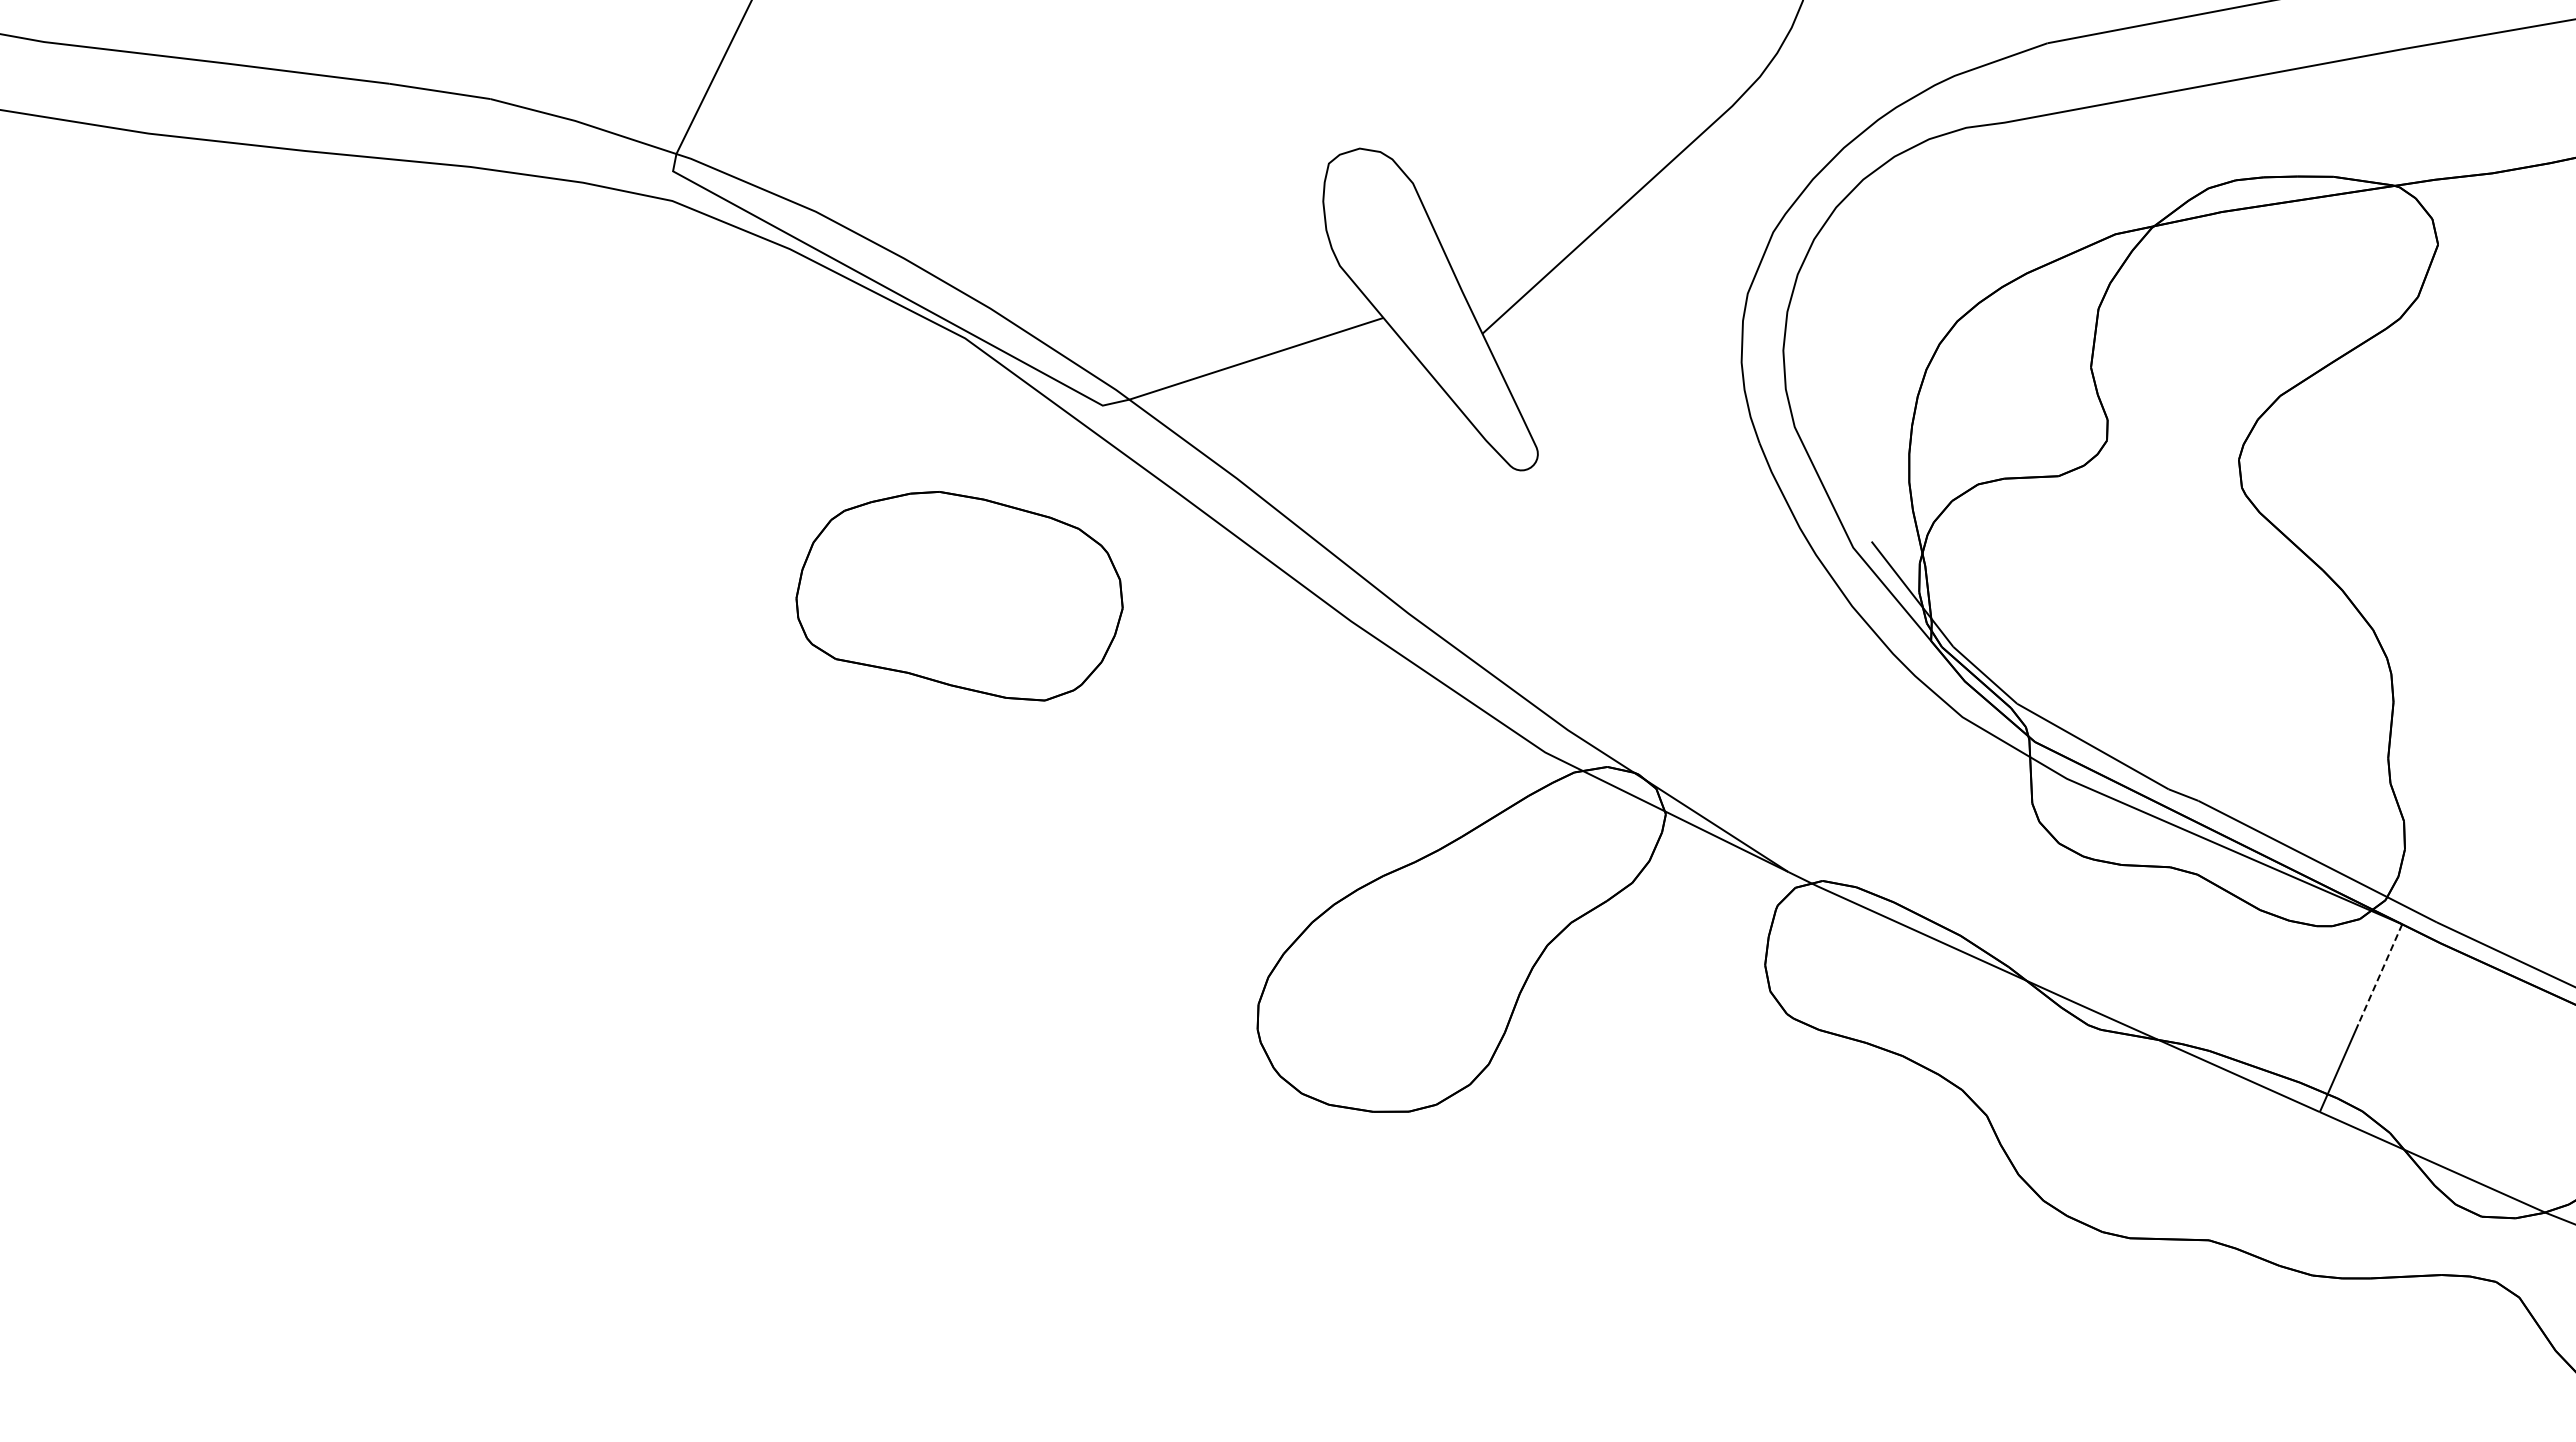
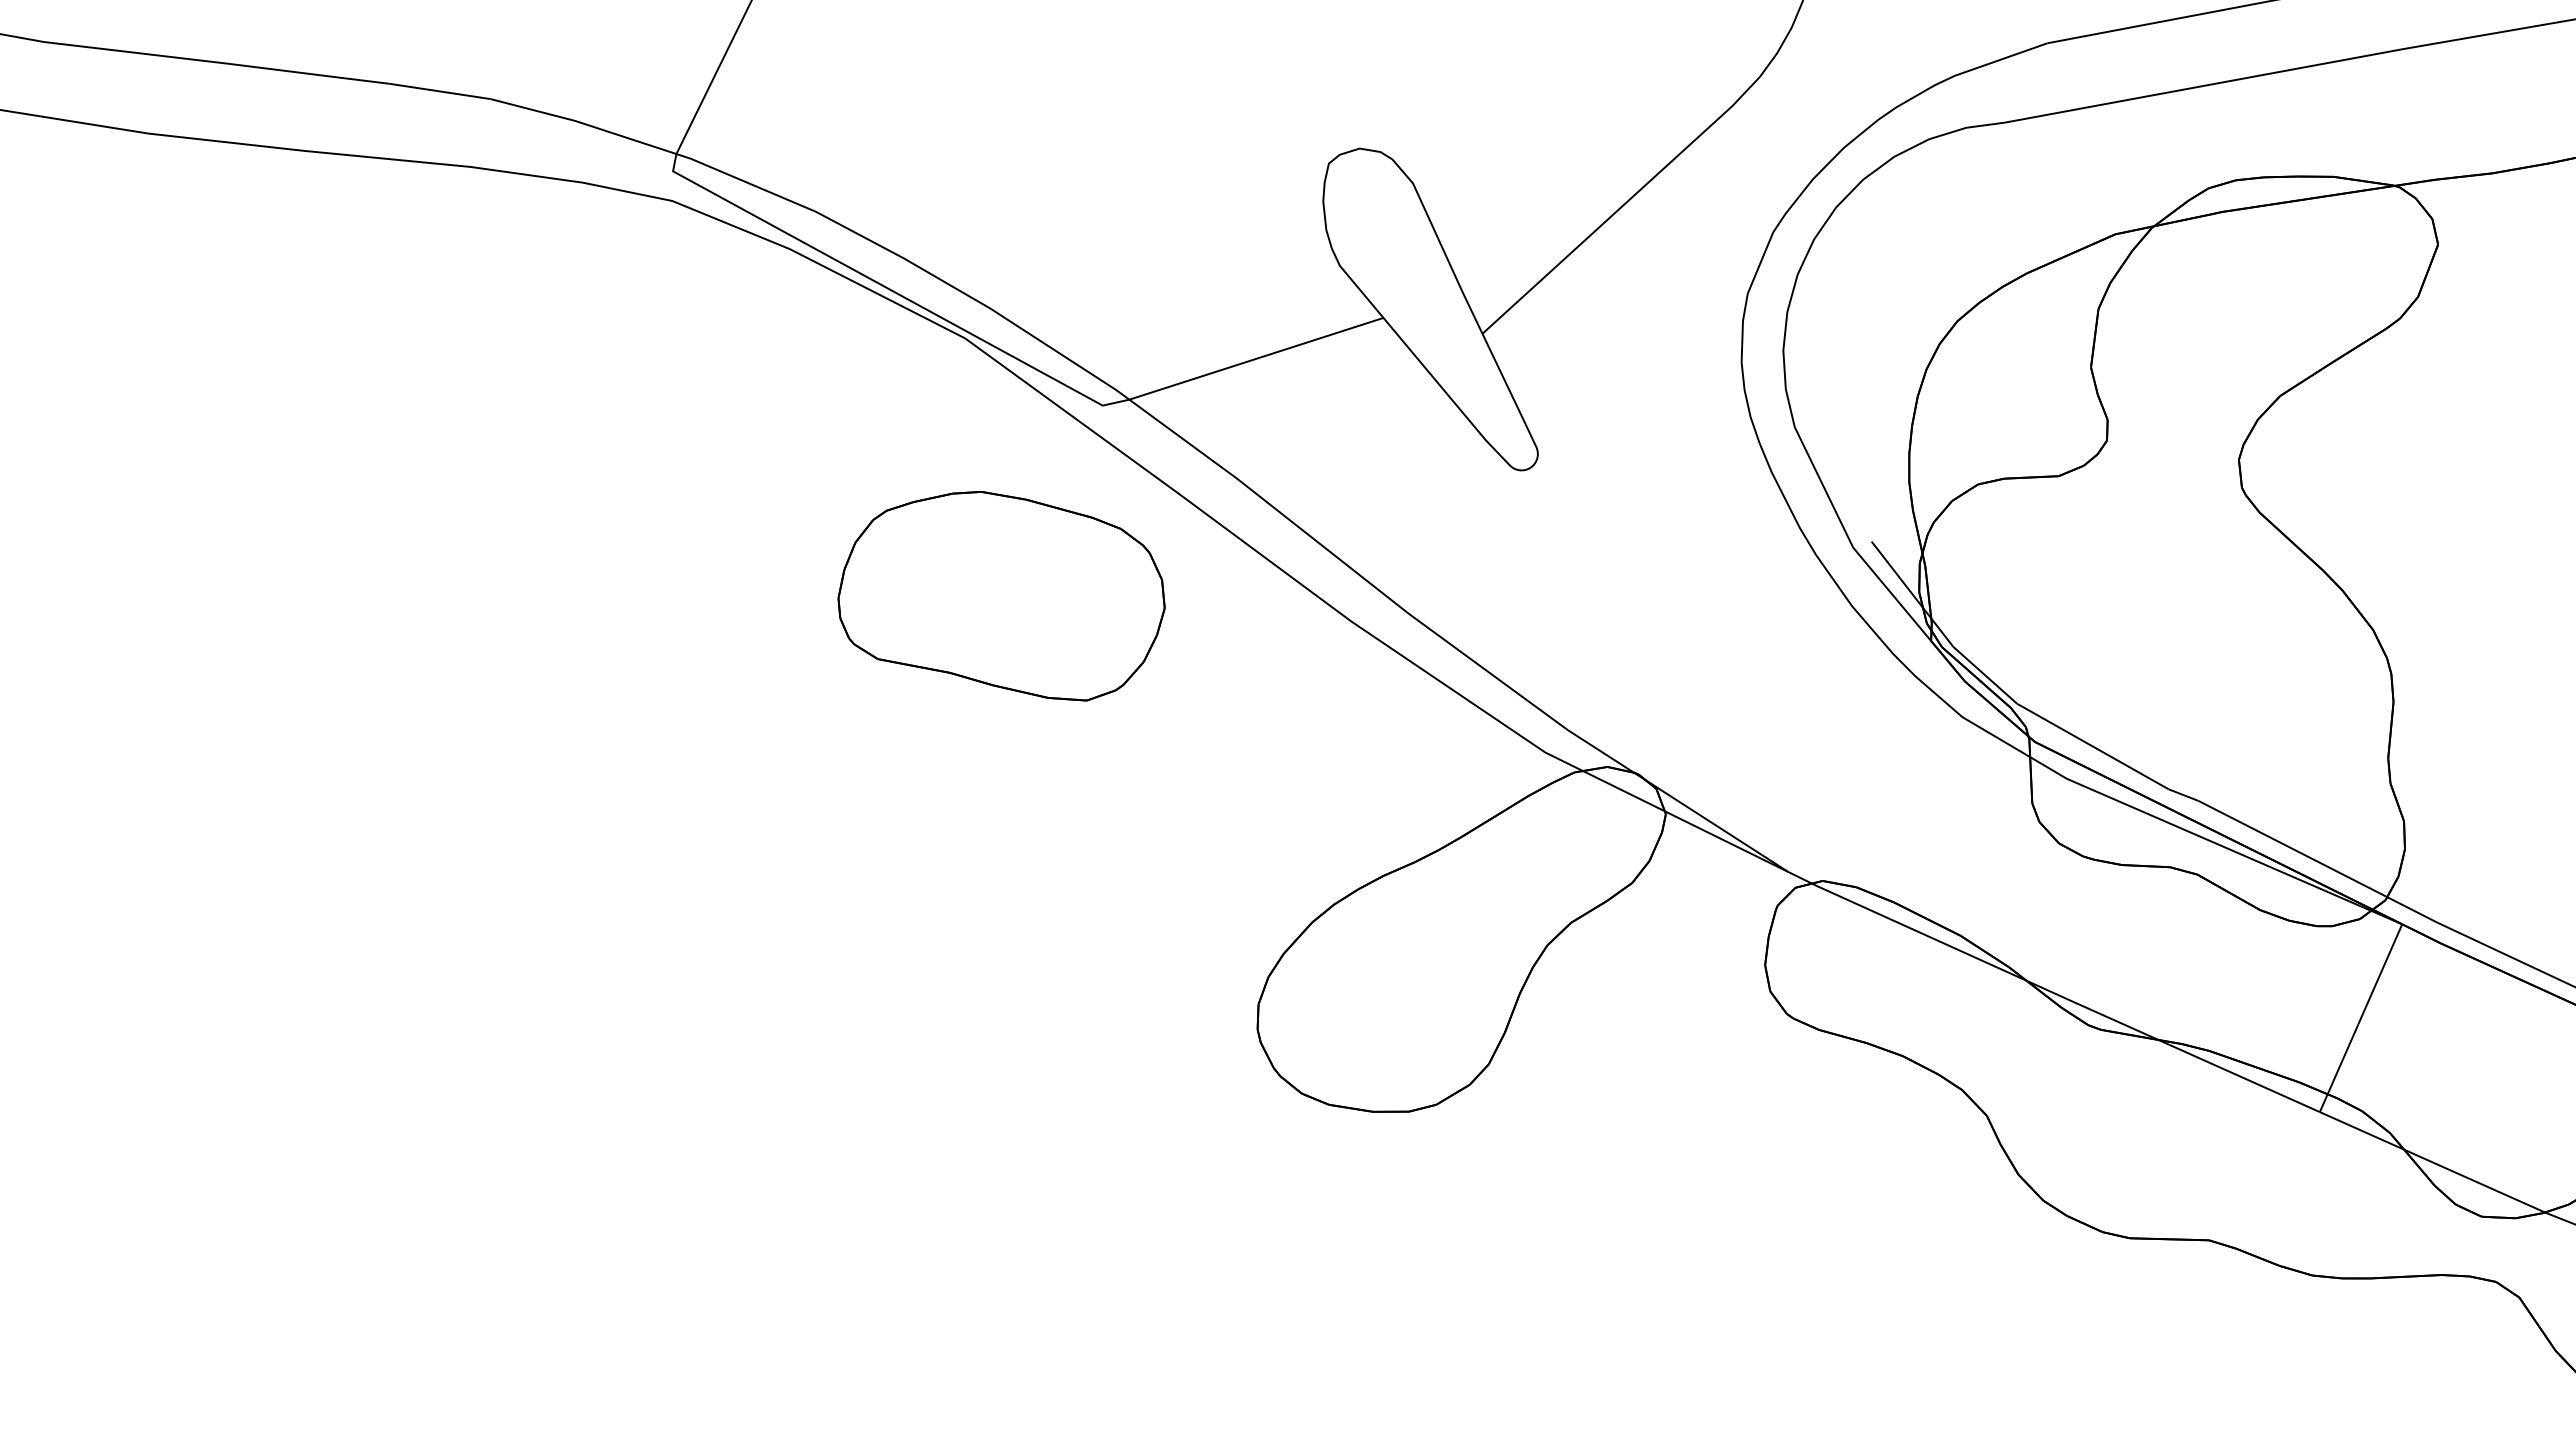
part position: (959, 596) -> (1001, 596) (1001, 596)
line: dashed -> solid (2380, 974)
